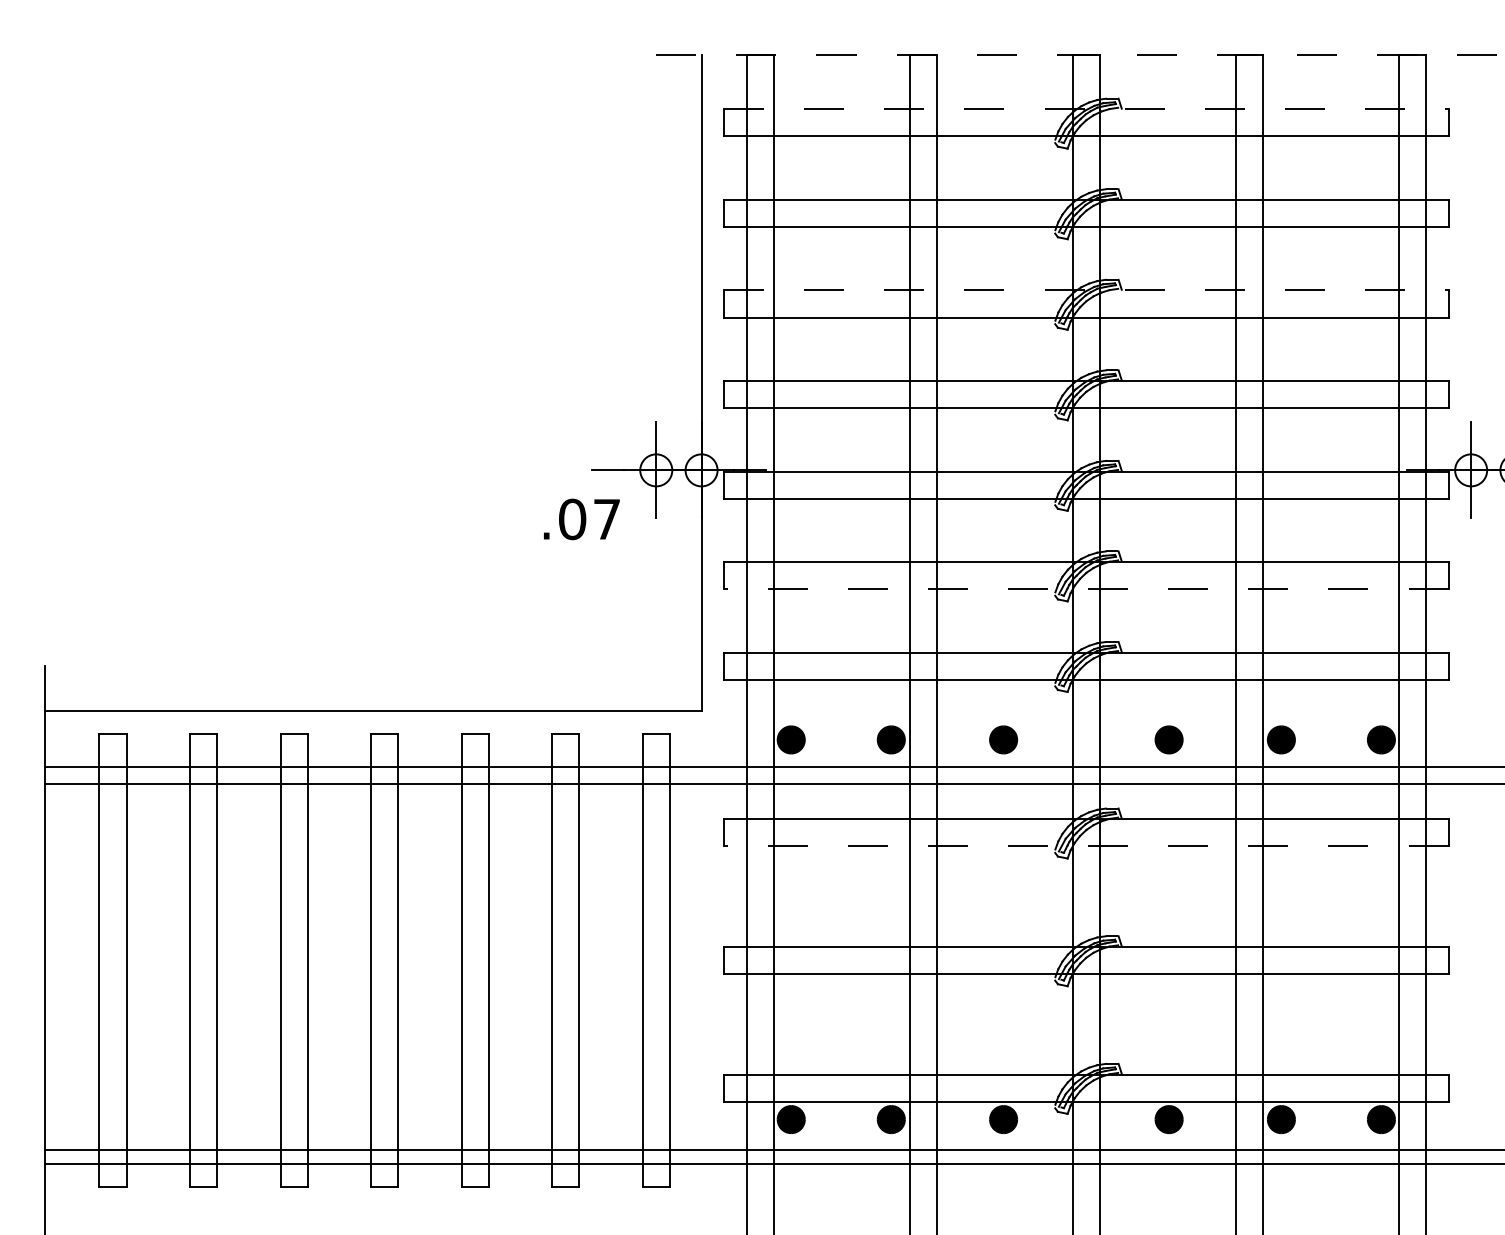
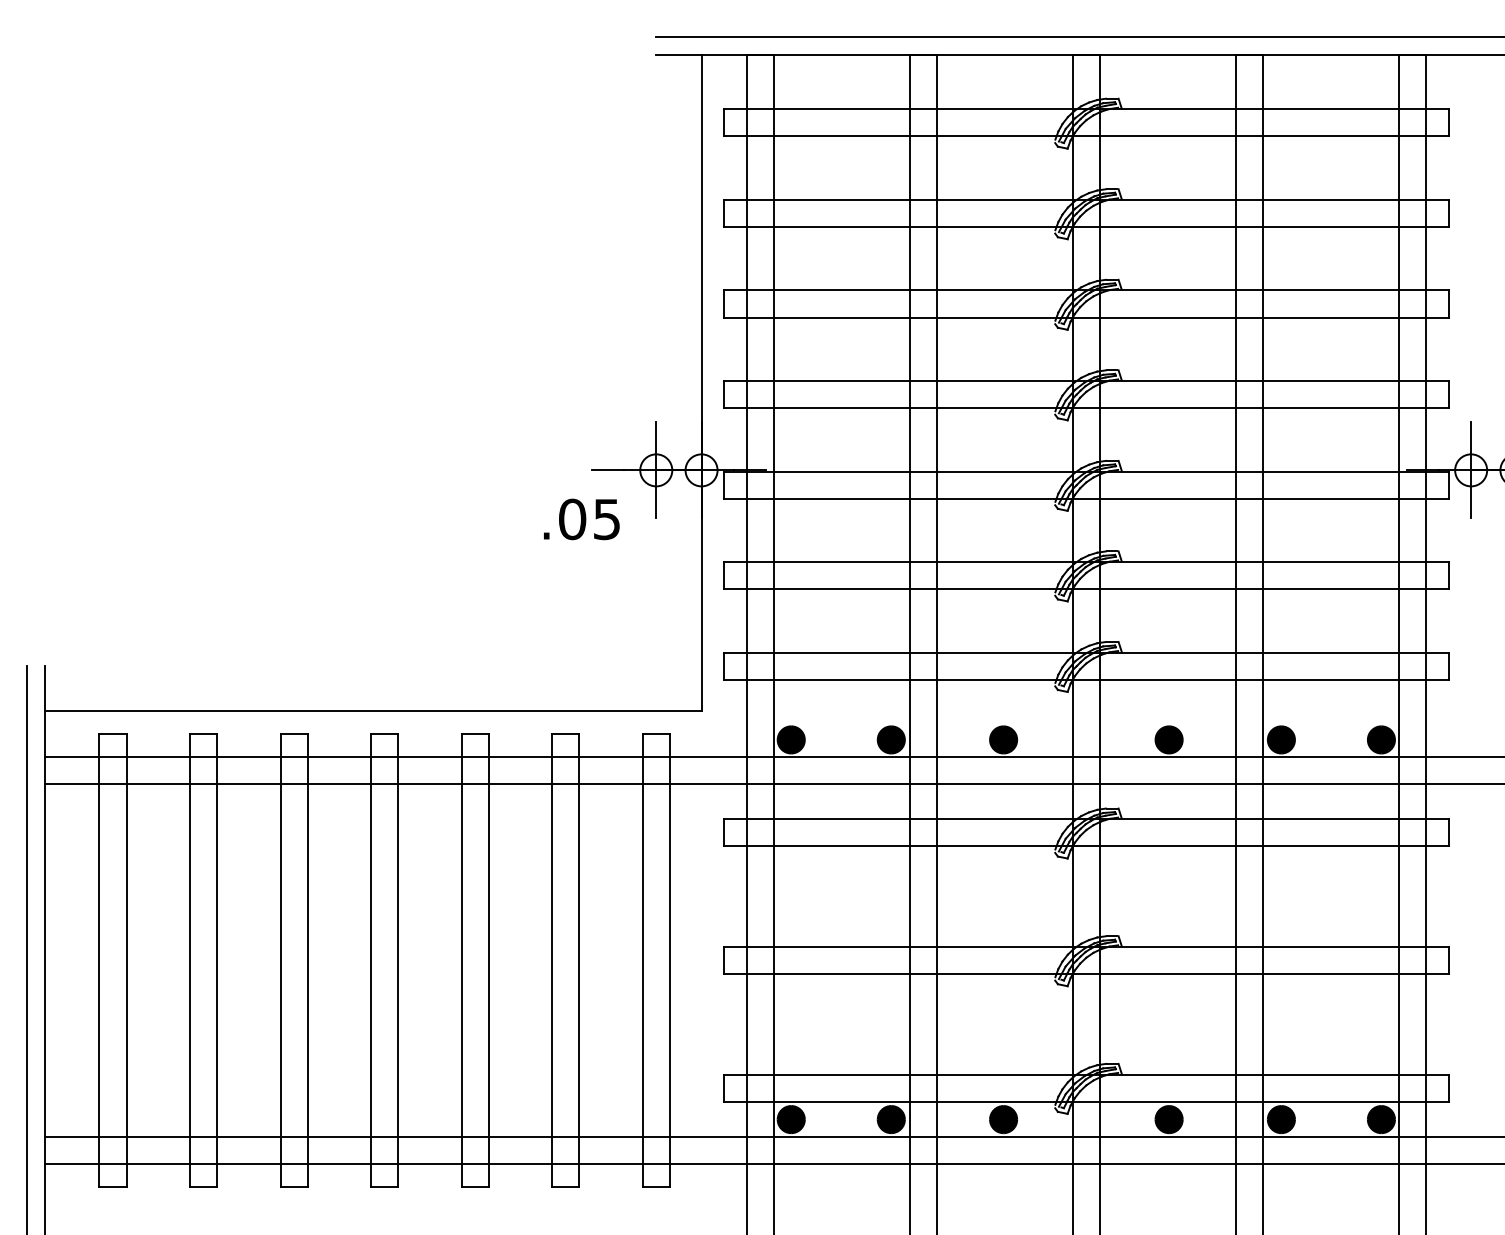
line: none -> present (1078, 36)
line: dashed -> solid (1080, 55)
line: dashed -> solid (1086, 109)
line: dashed -> solid (1086, 290)
text: .07 -> .05 (606, 519)
line: dashed -> solid (1085, 589)
line position: (773, 766) -> (773, 756) (773, 756)
line: dashed -> solid (1085, 846)
line: none -> present (27, 948)
line position: (773, 1149) -> (773, 1136) (773, 1136)
